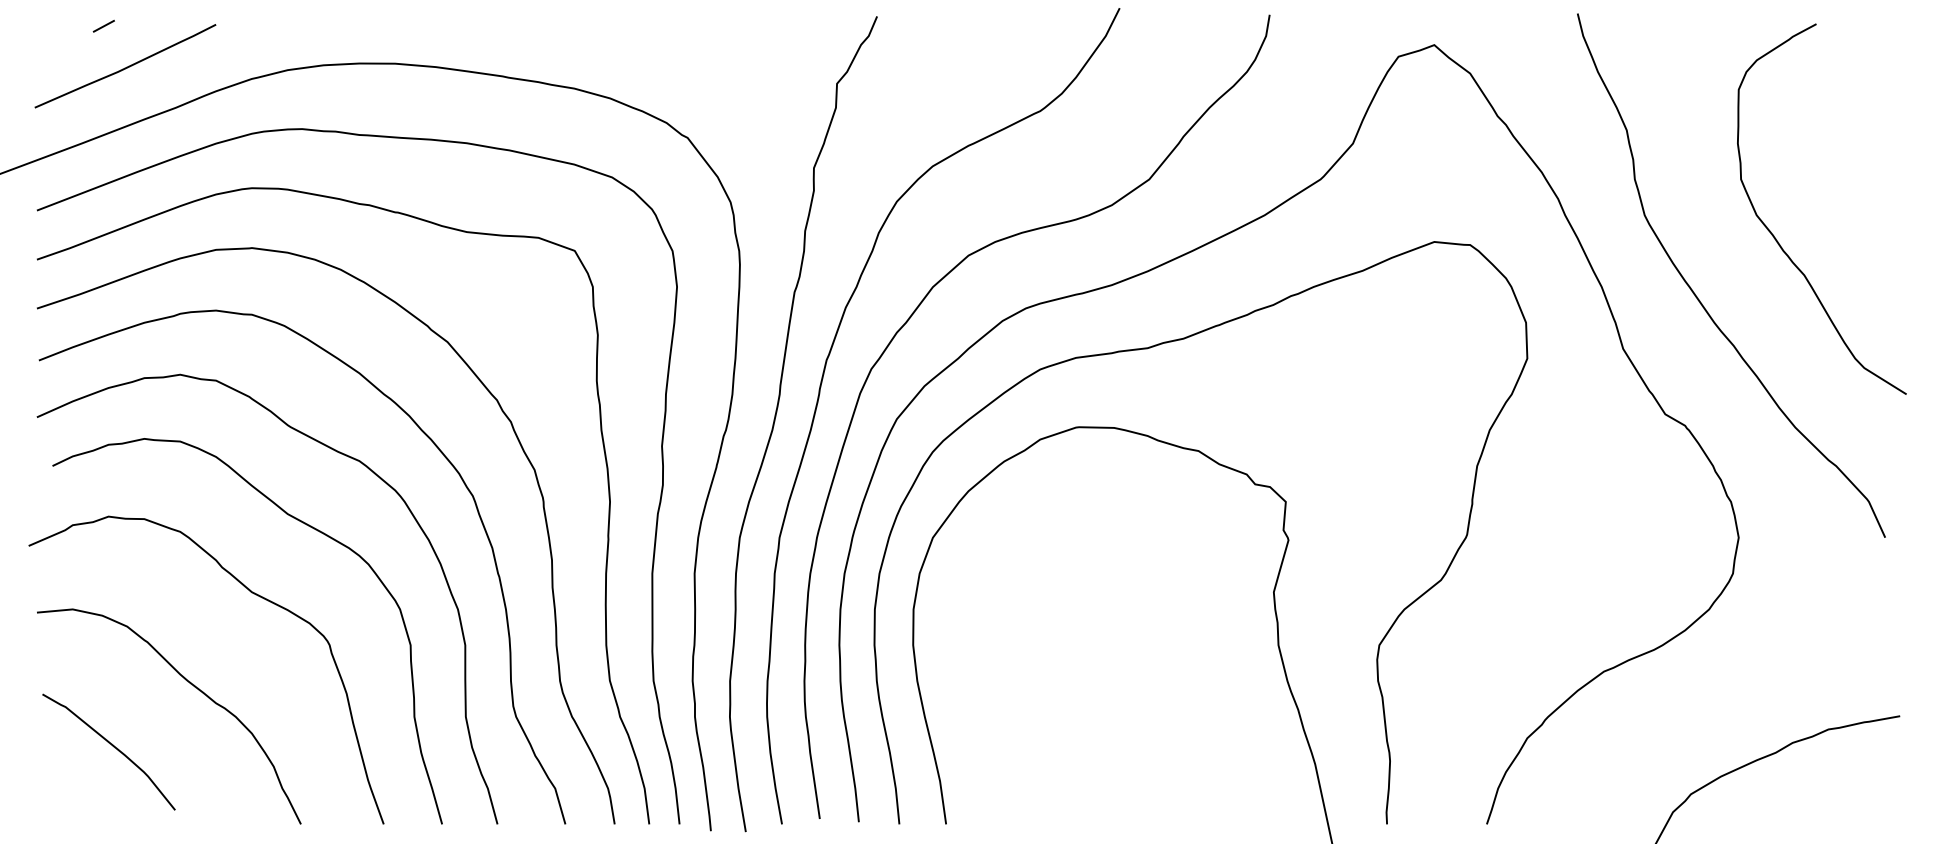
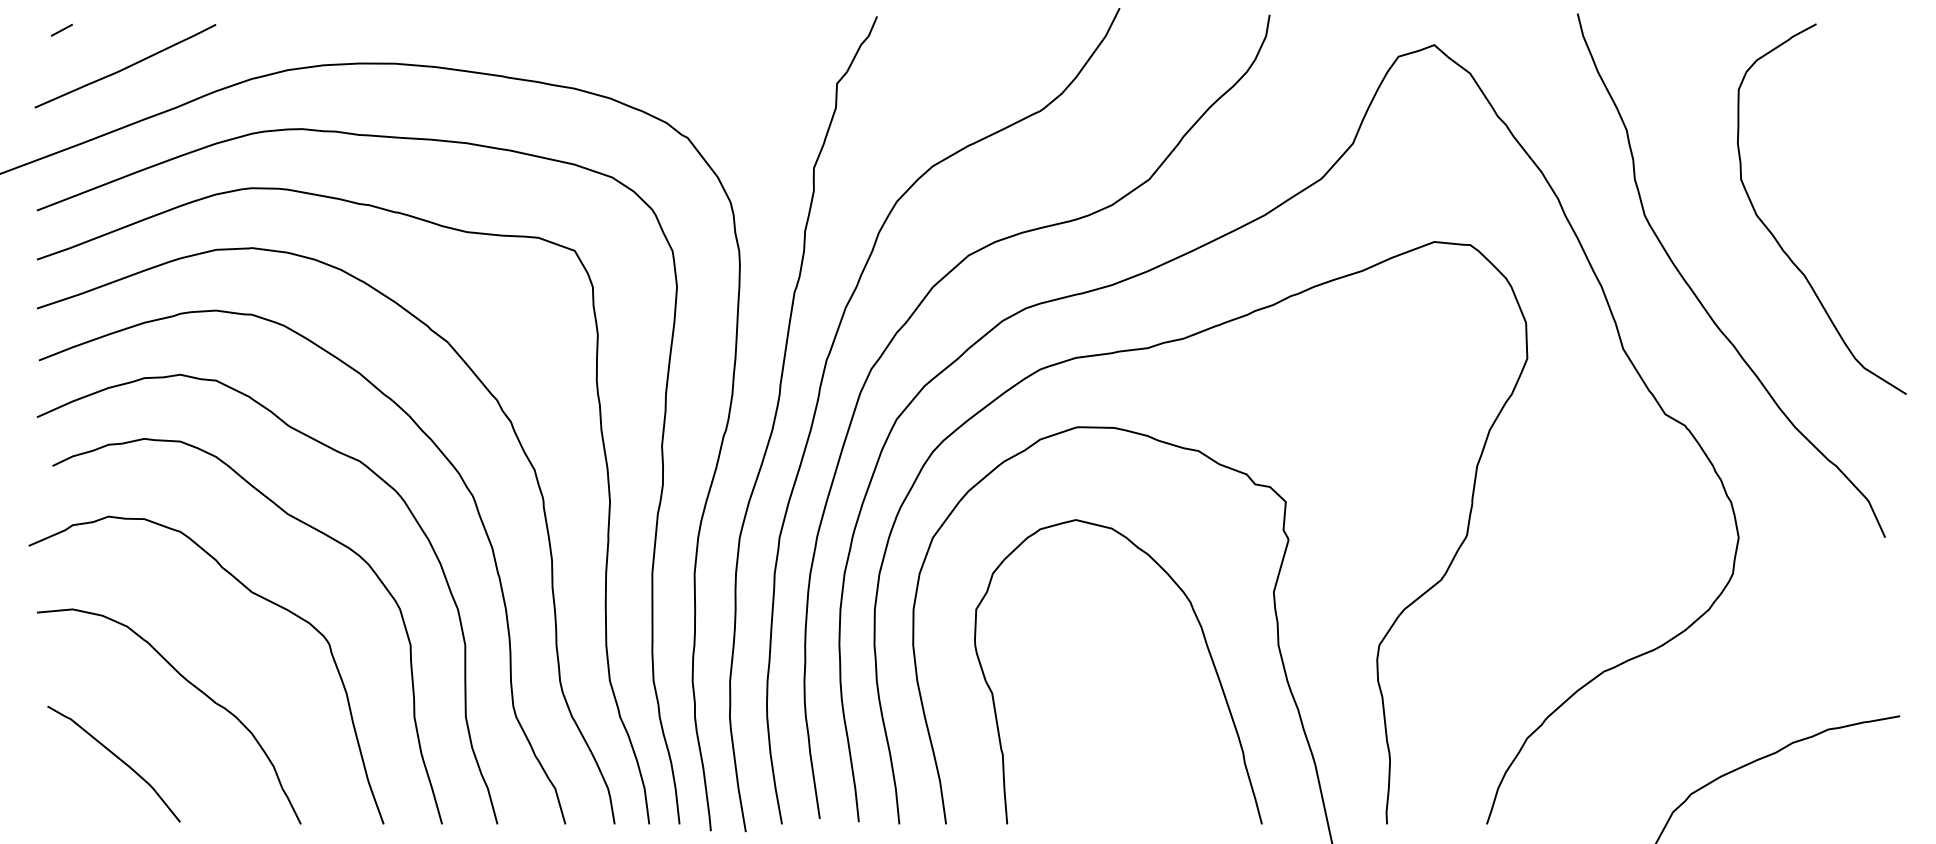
line position: (103, 25) -> (61, 29) (61, 29)
curve: none -> present (1204, 641)
curve position: (112, 746) -> (117, 758) (117, 758)
